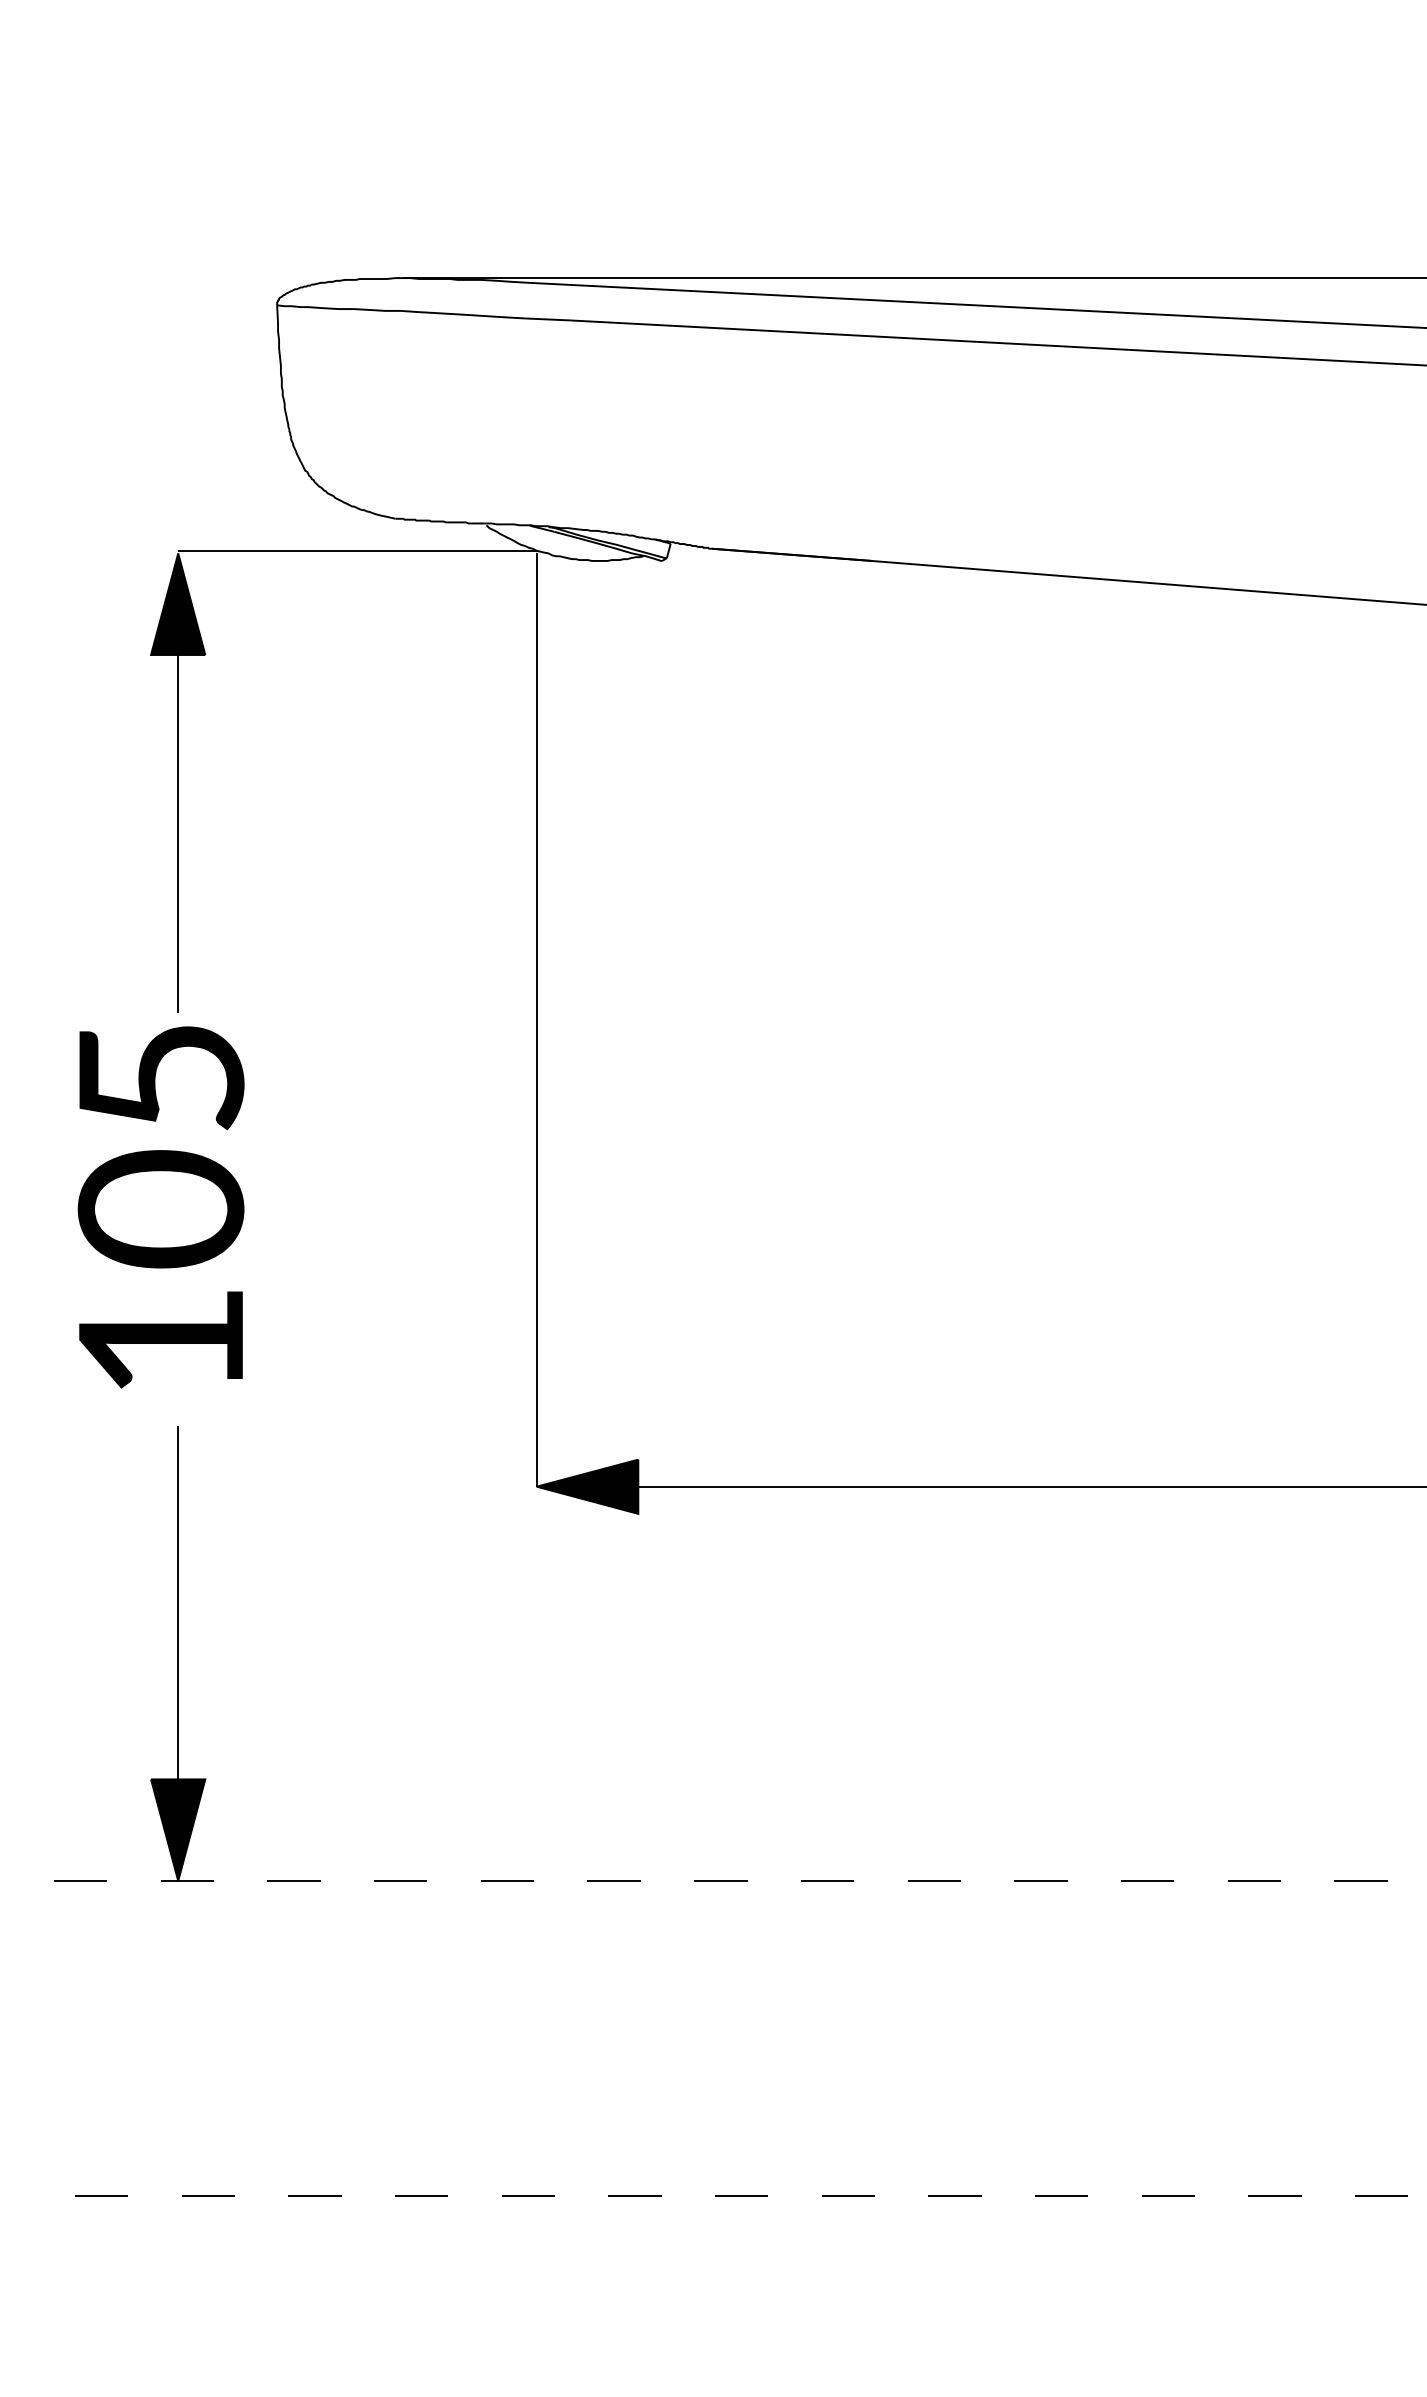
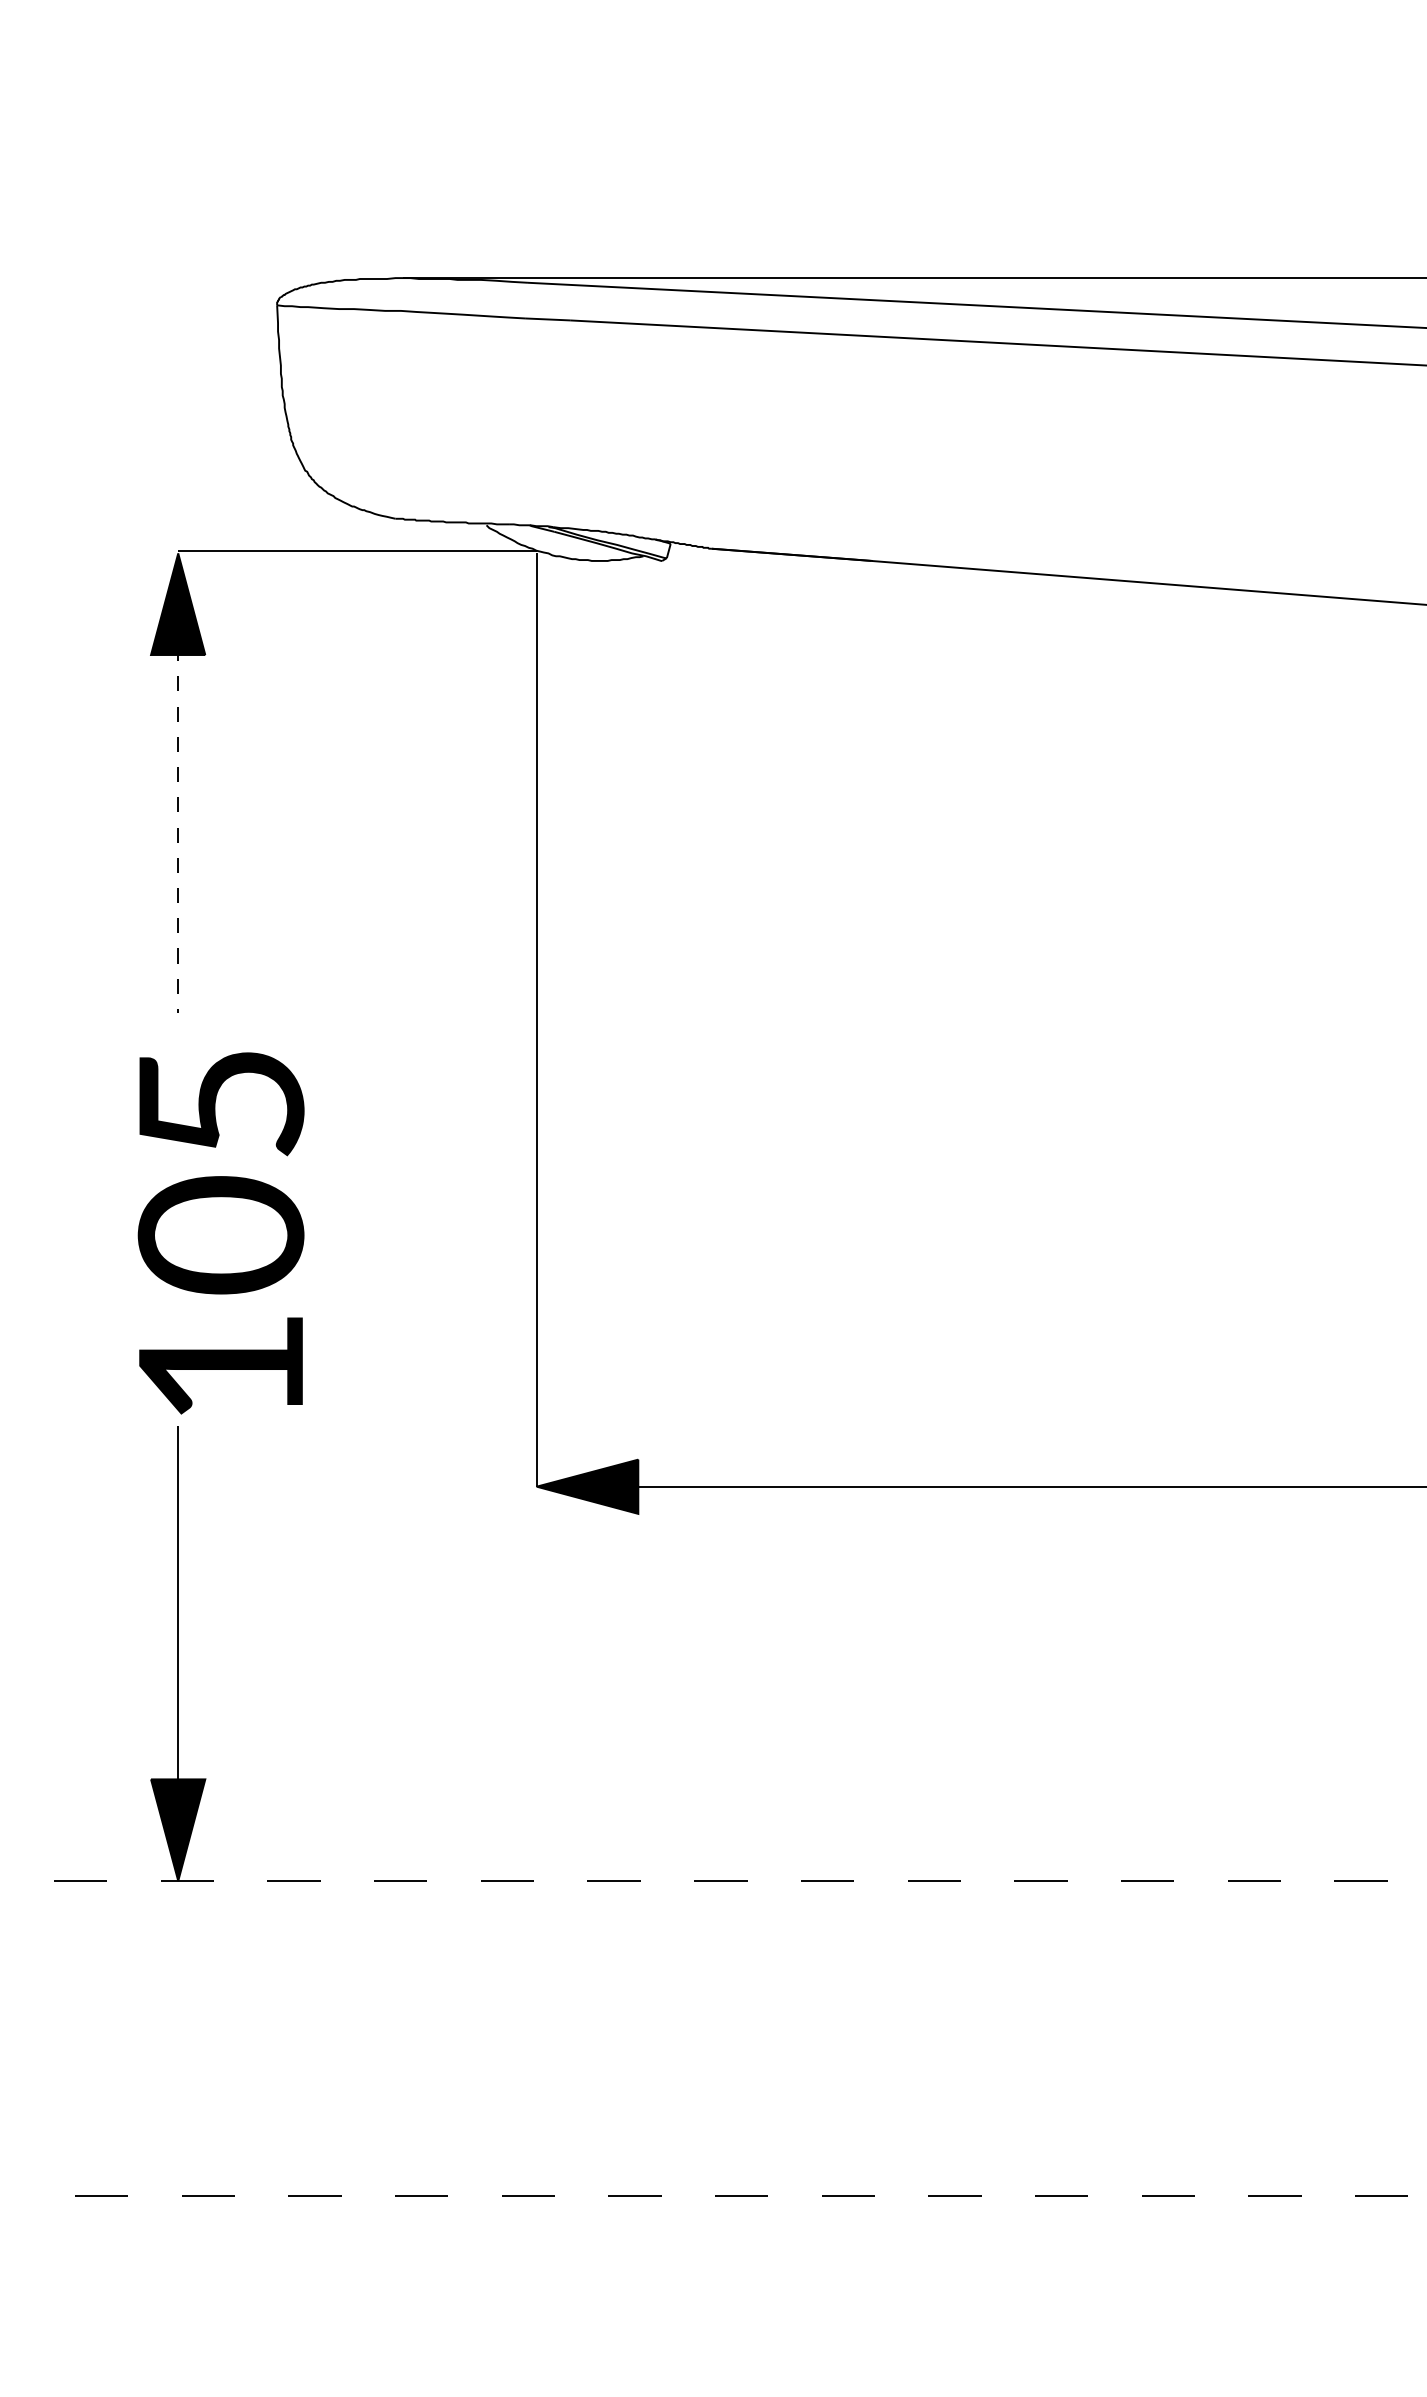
line: solid -> dashed (178, 799)
text position: (160, 1207) -> (220, 1233) (220, 1233)
